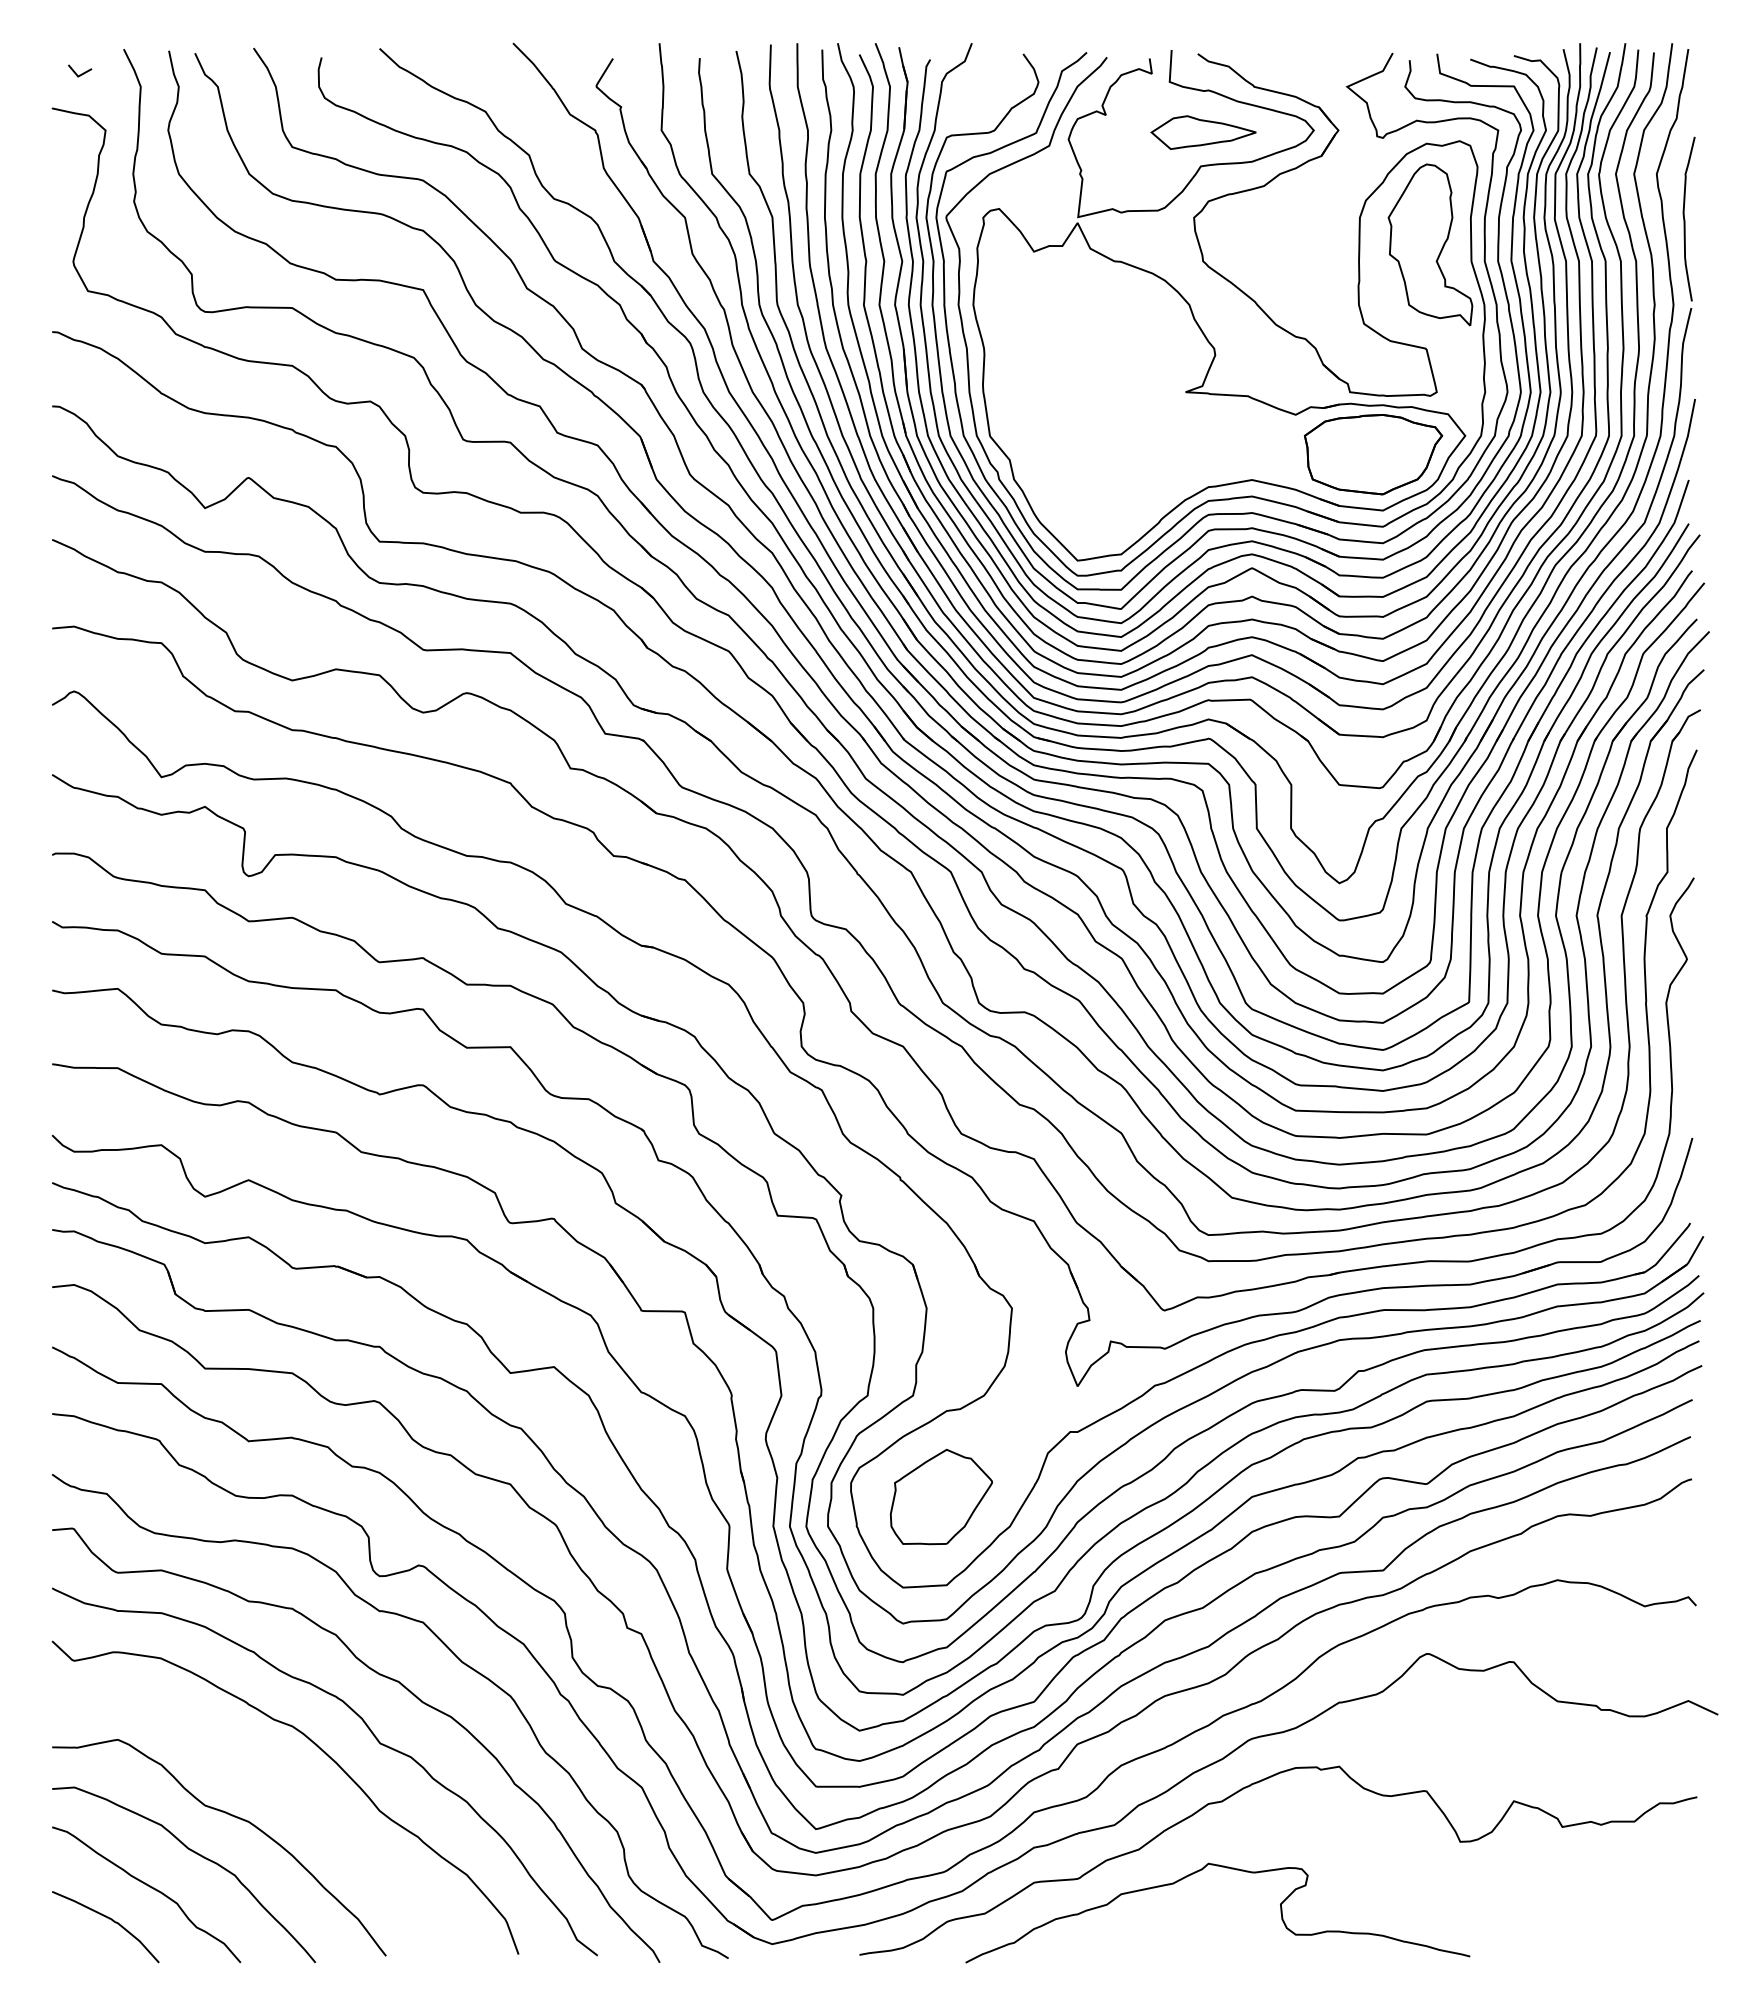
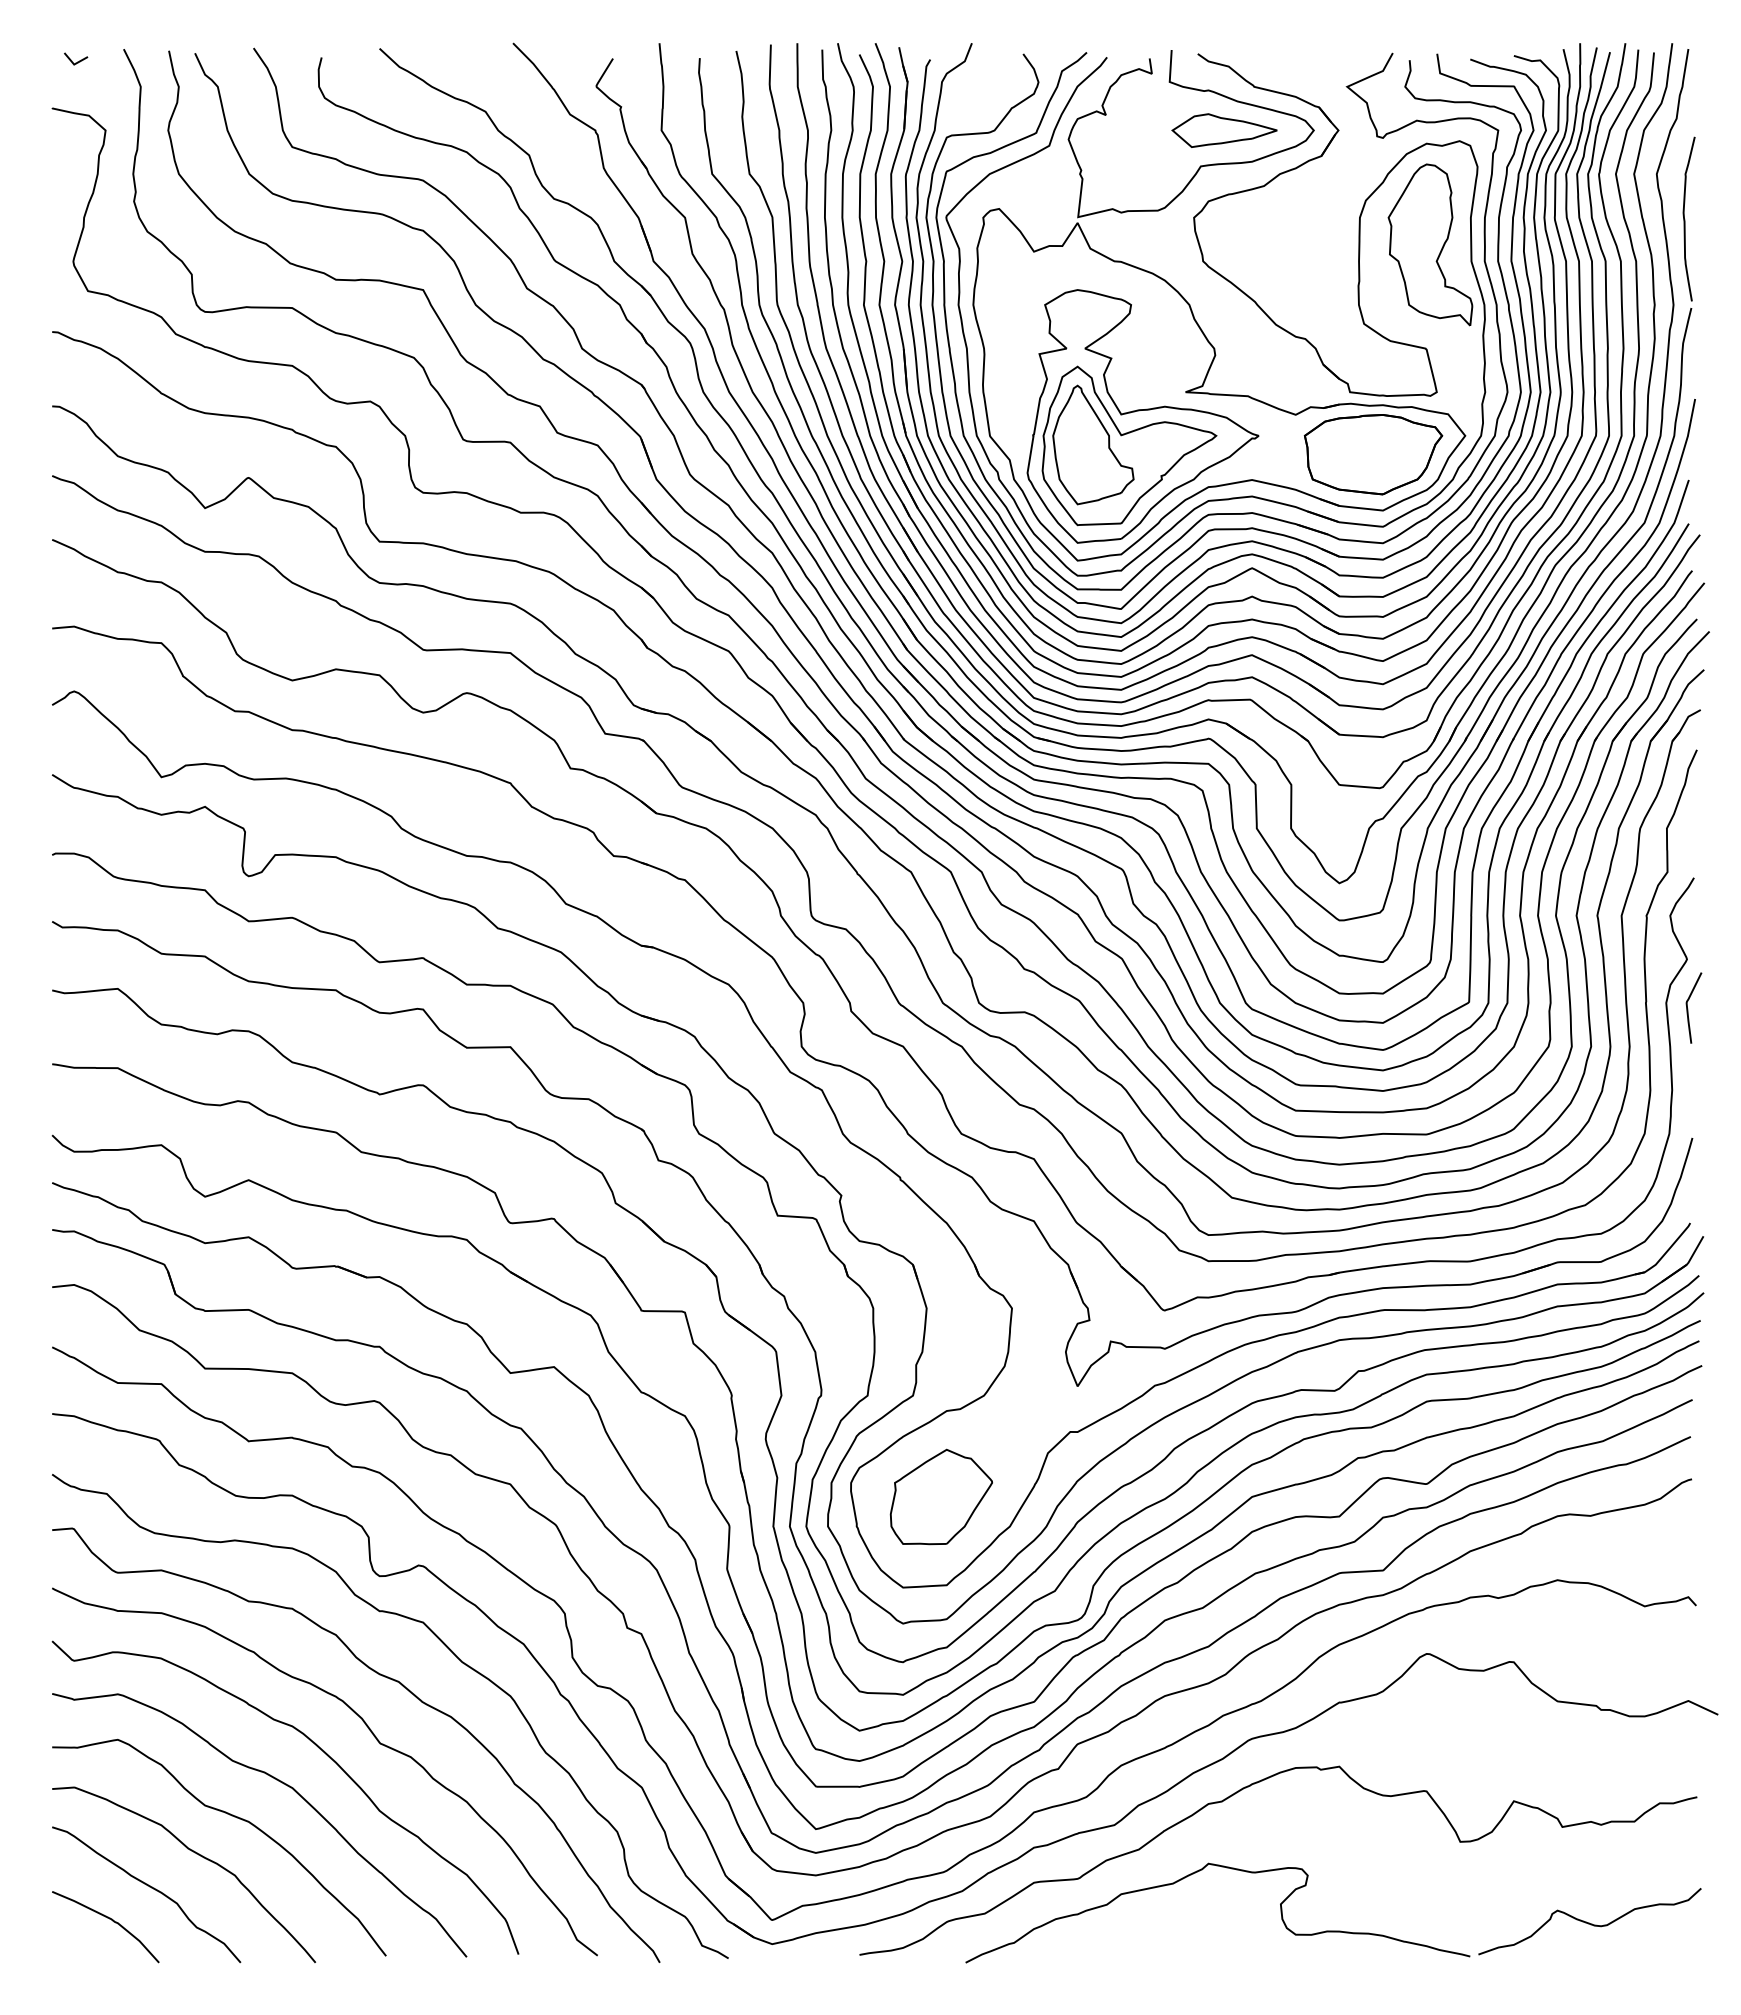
line position: (81, 73) -> (77, 61) (77, 61)
part position: (1203, 132) -> (1224, 130) (1224, 130)
part: none -> present (1142, 416)
curve: none -> present (1688, 1008)
curve: none -> present (283, 1784)
curve: none -> present (1589, 1922)
